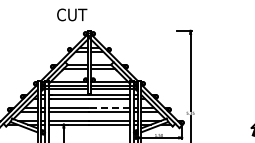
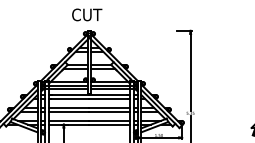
text position: (72, 14) -> (87, 14) (87, 14)
line: dashed -> solid (109, 107)
